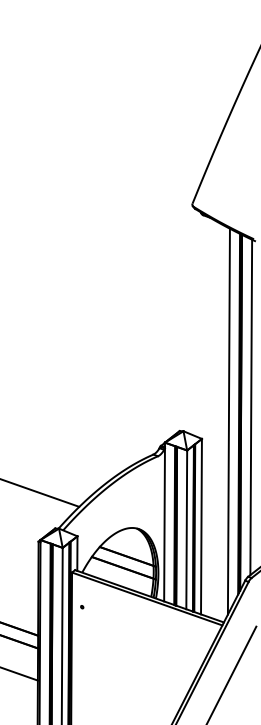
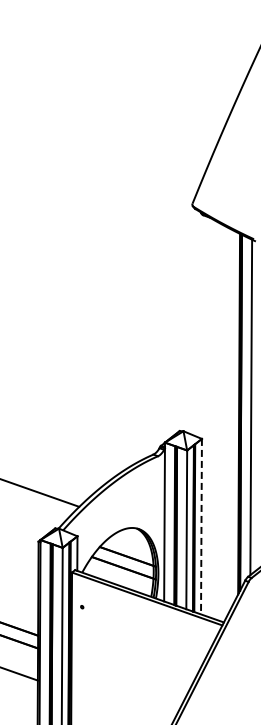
line: present -> none (228, 421)
line: solid -> dashed (201, 526)
line: present -> none (232, 673)
